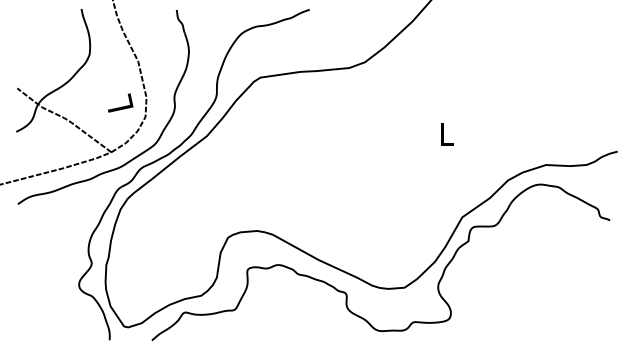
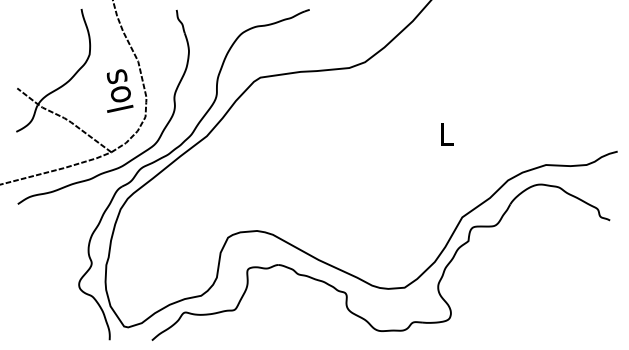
text: L -> los (119, 90)
